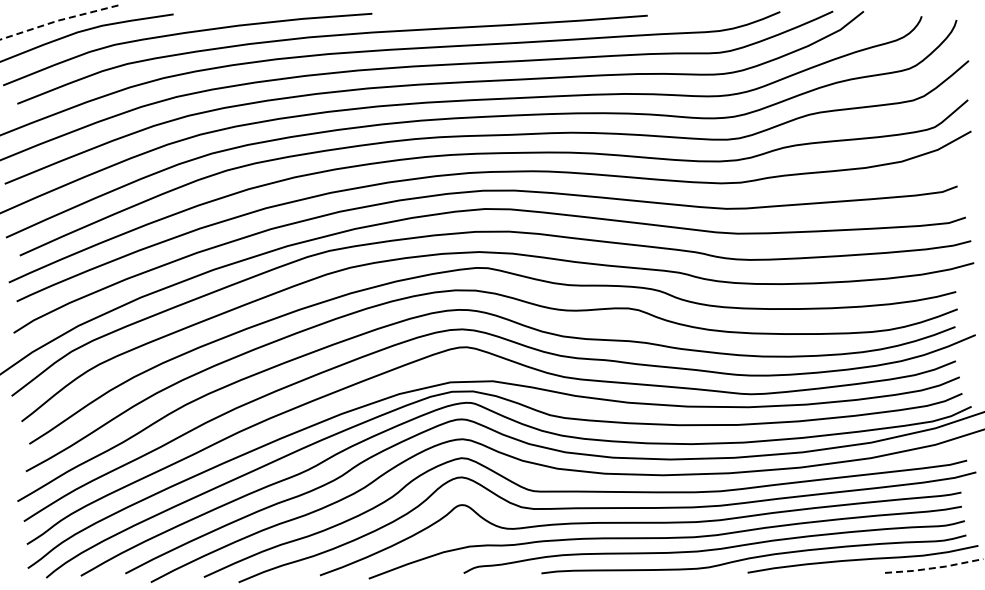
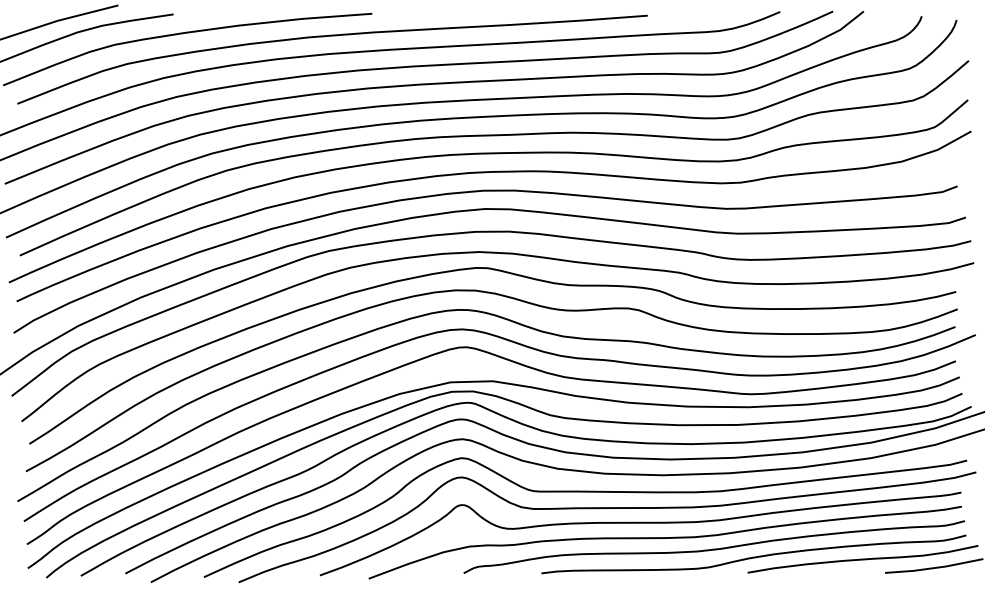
line: dashed -> solid (57, 20)
line: dashed -> solid (935, 567)
